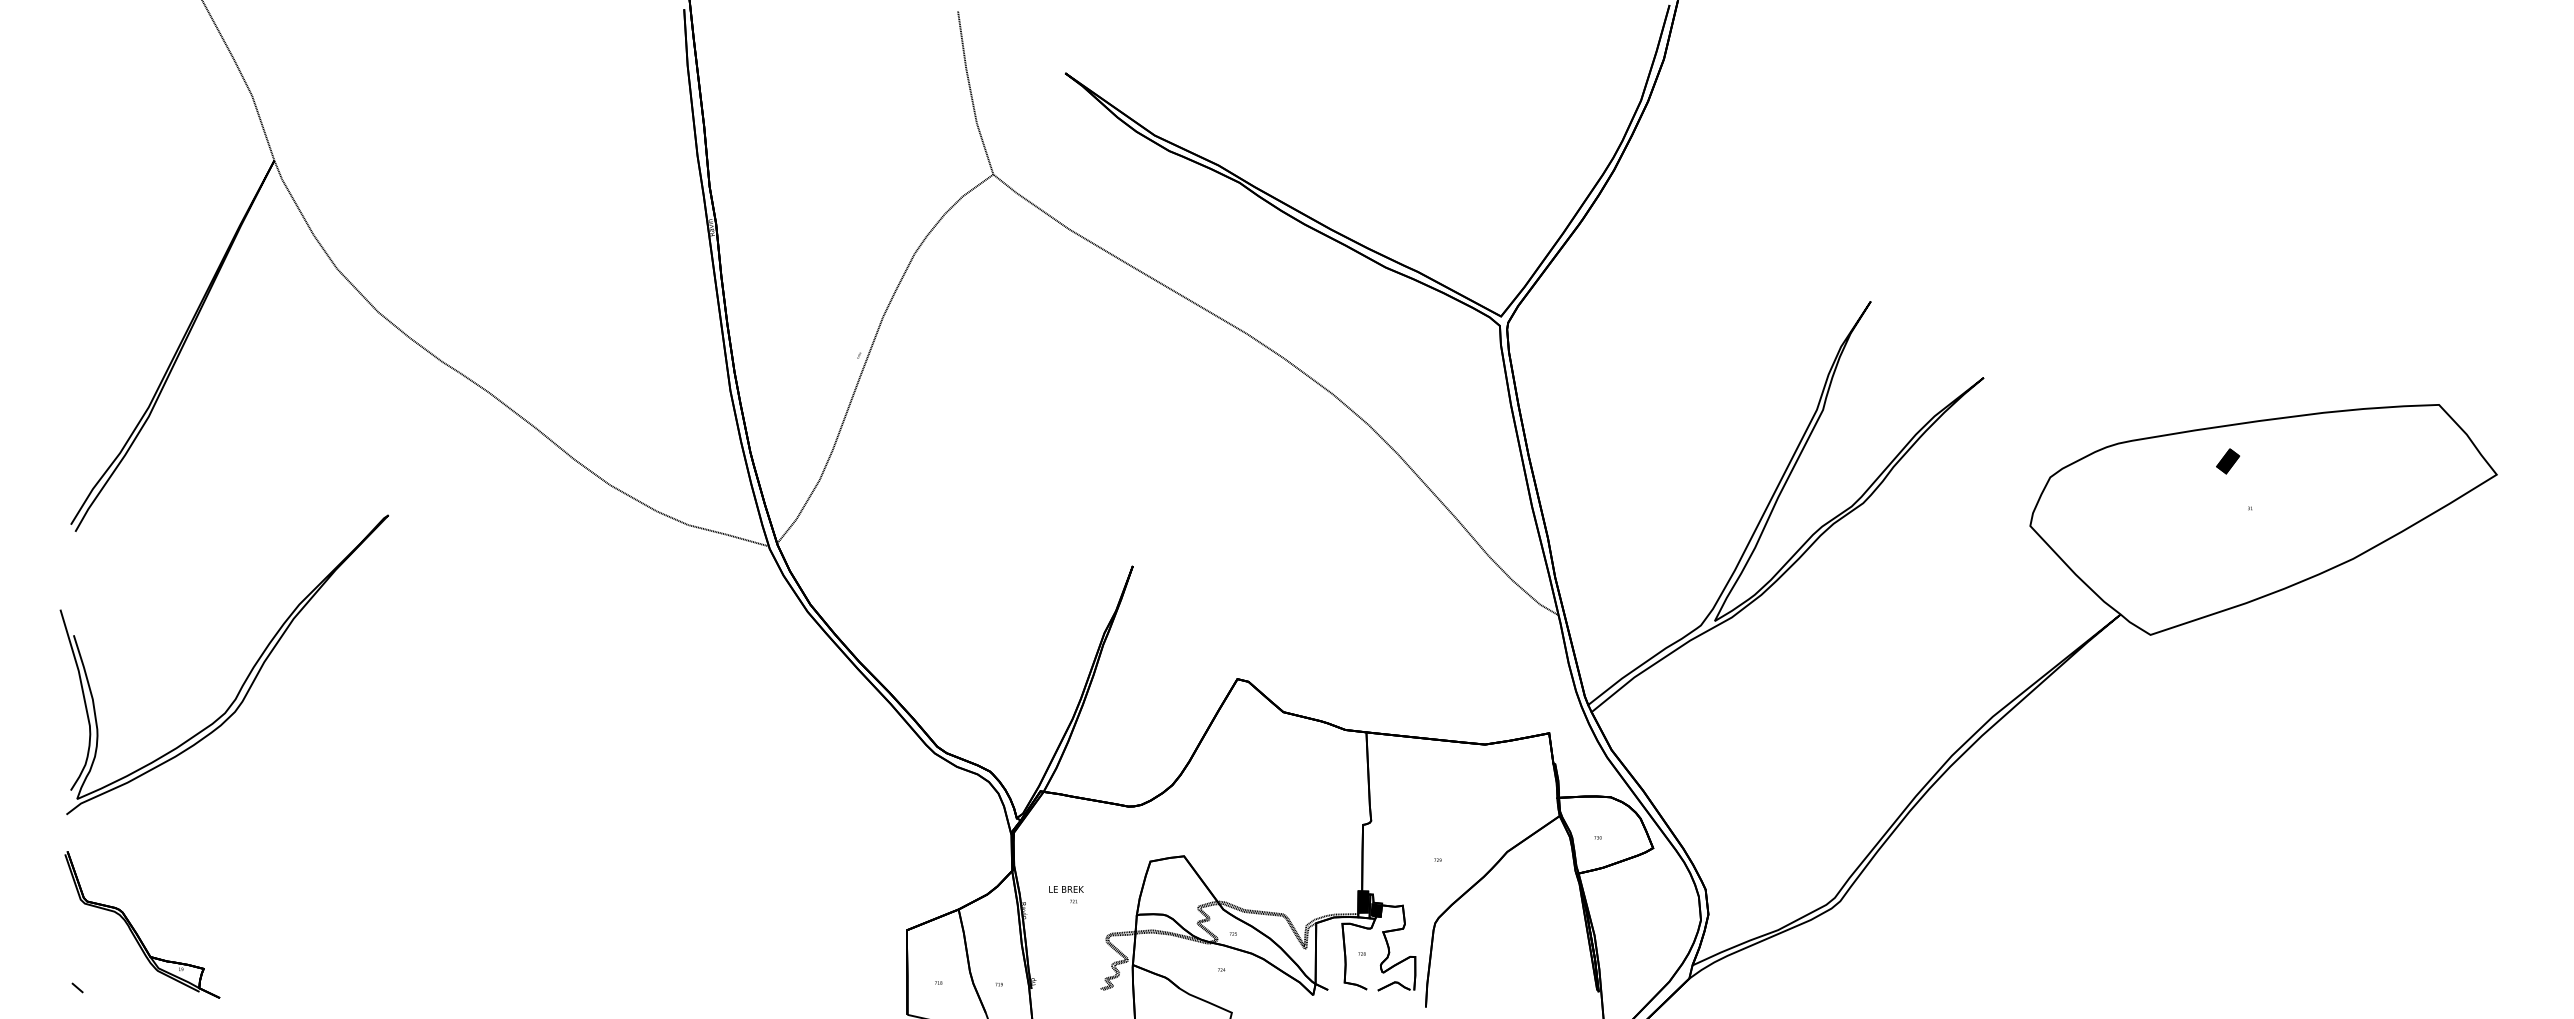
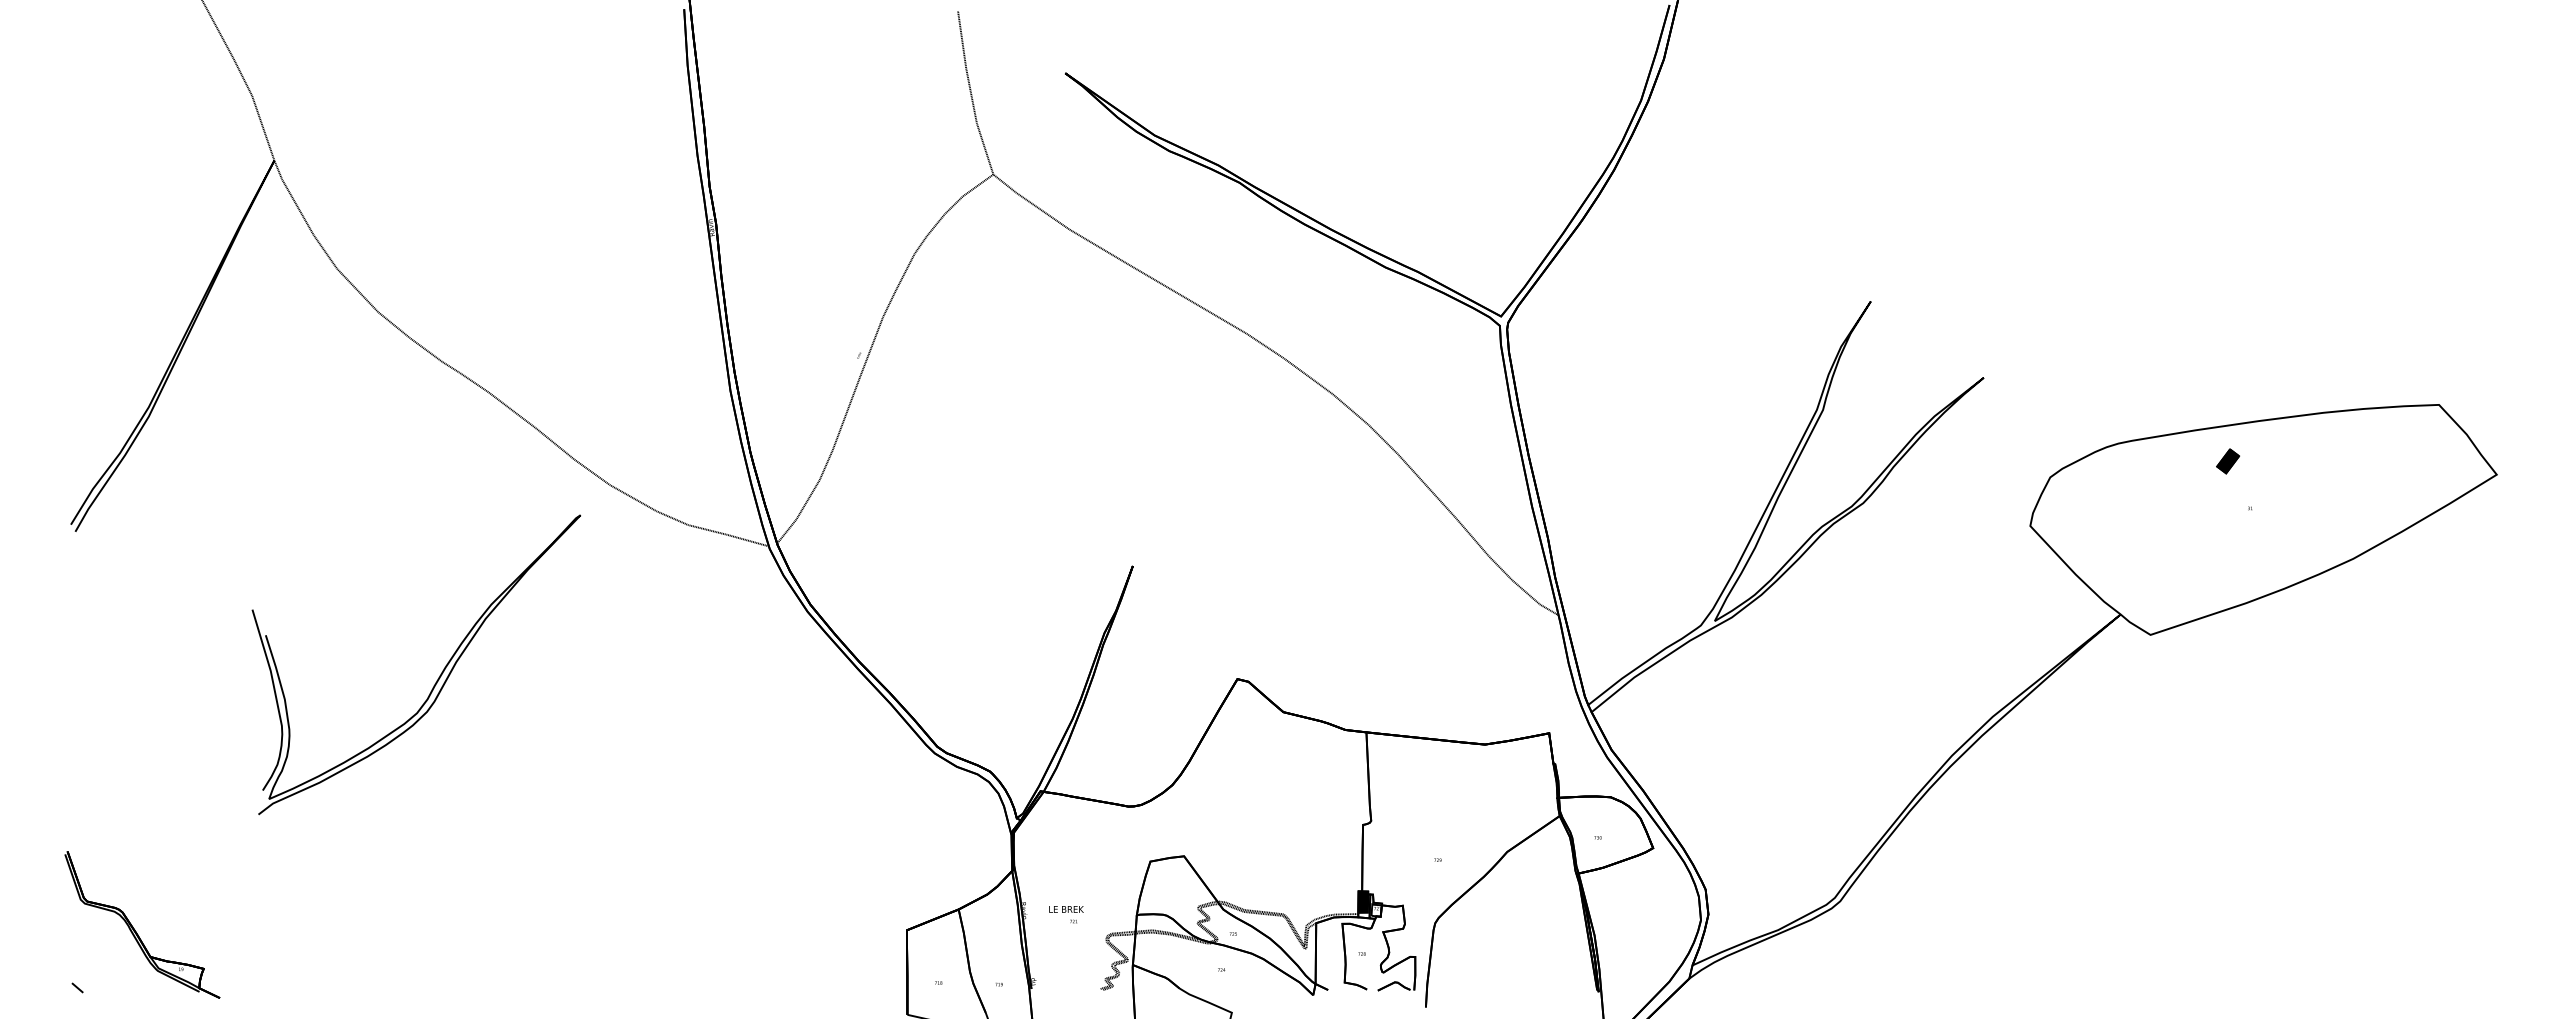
part position: (247, 675) -> (439, 675) (439, 675)
text position: (1066, 894) -> (1066, 914) (1066, 914)
fill: present -> none (1376, 910)
